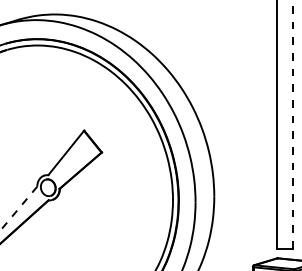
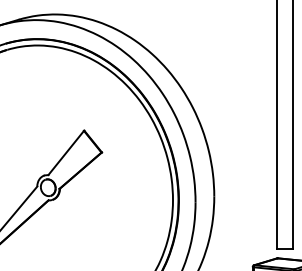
line: dashed -> solid (293, 124)
line: dashed -> solid (18, 208)
